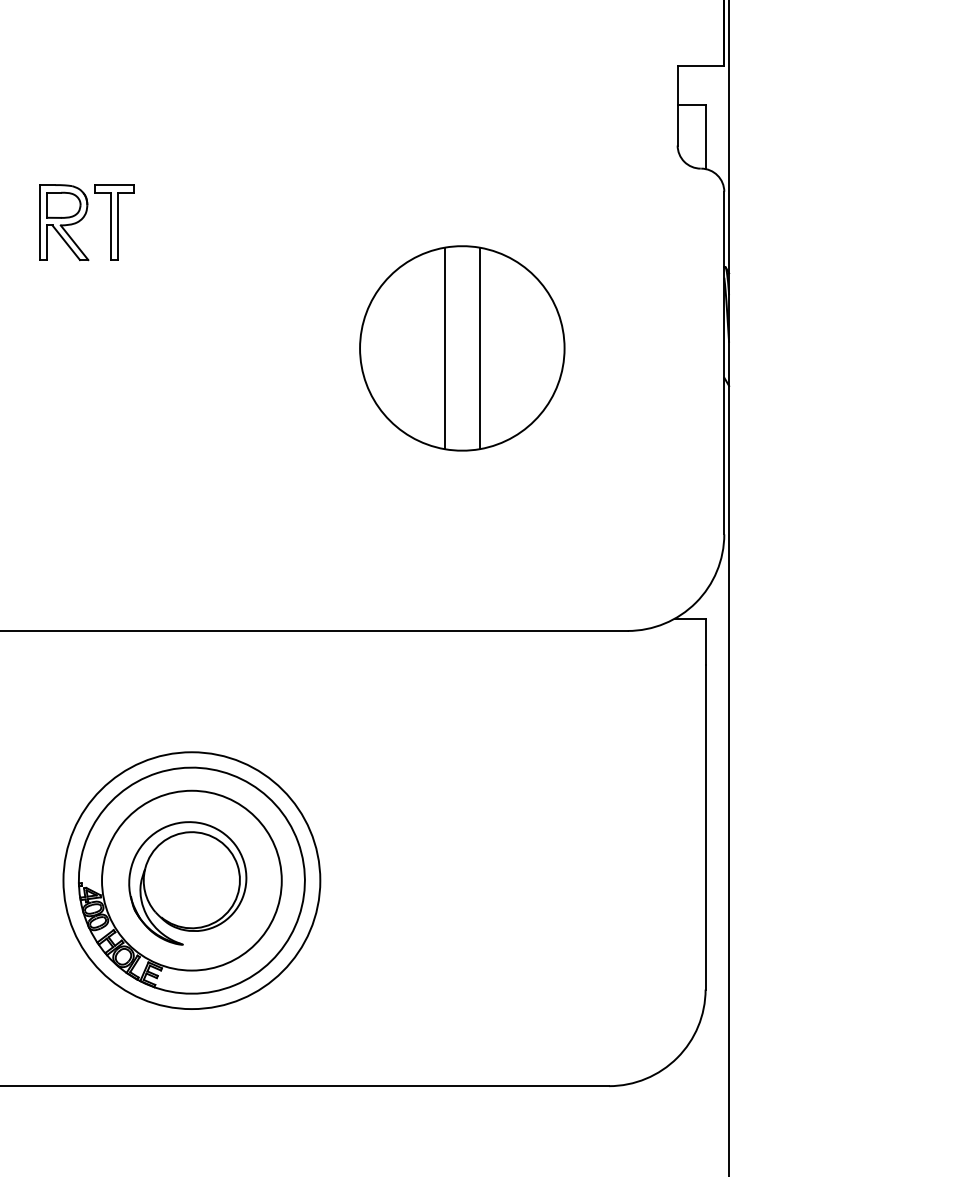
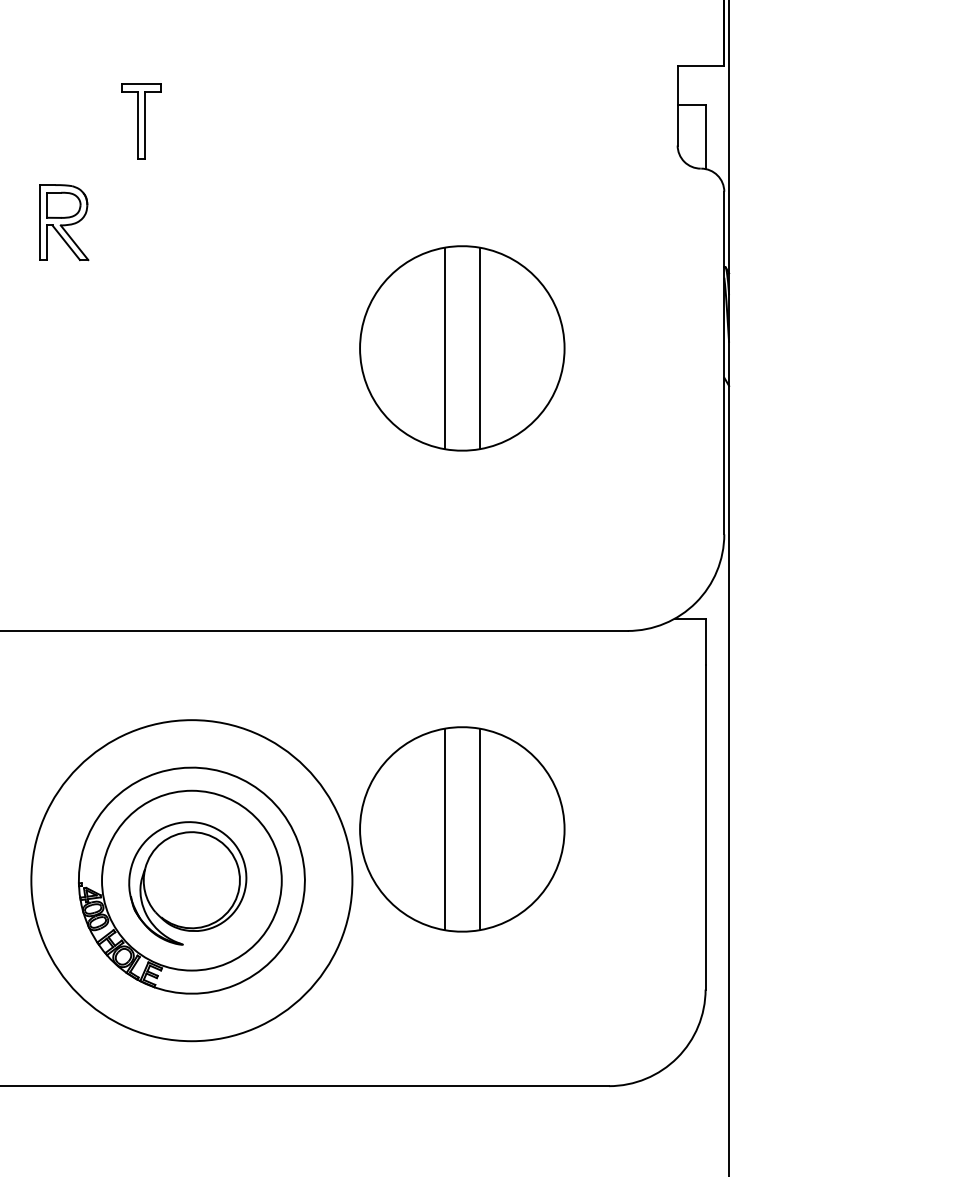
part position: (114, 222) -> (141, 121) (141, 121)
part: none -> present (462, 829)
circle diameter: 257 px -> 321 px (191, 880)
